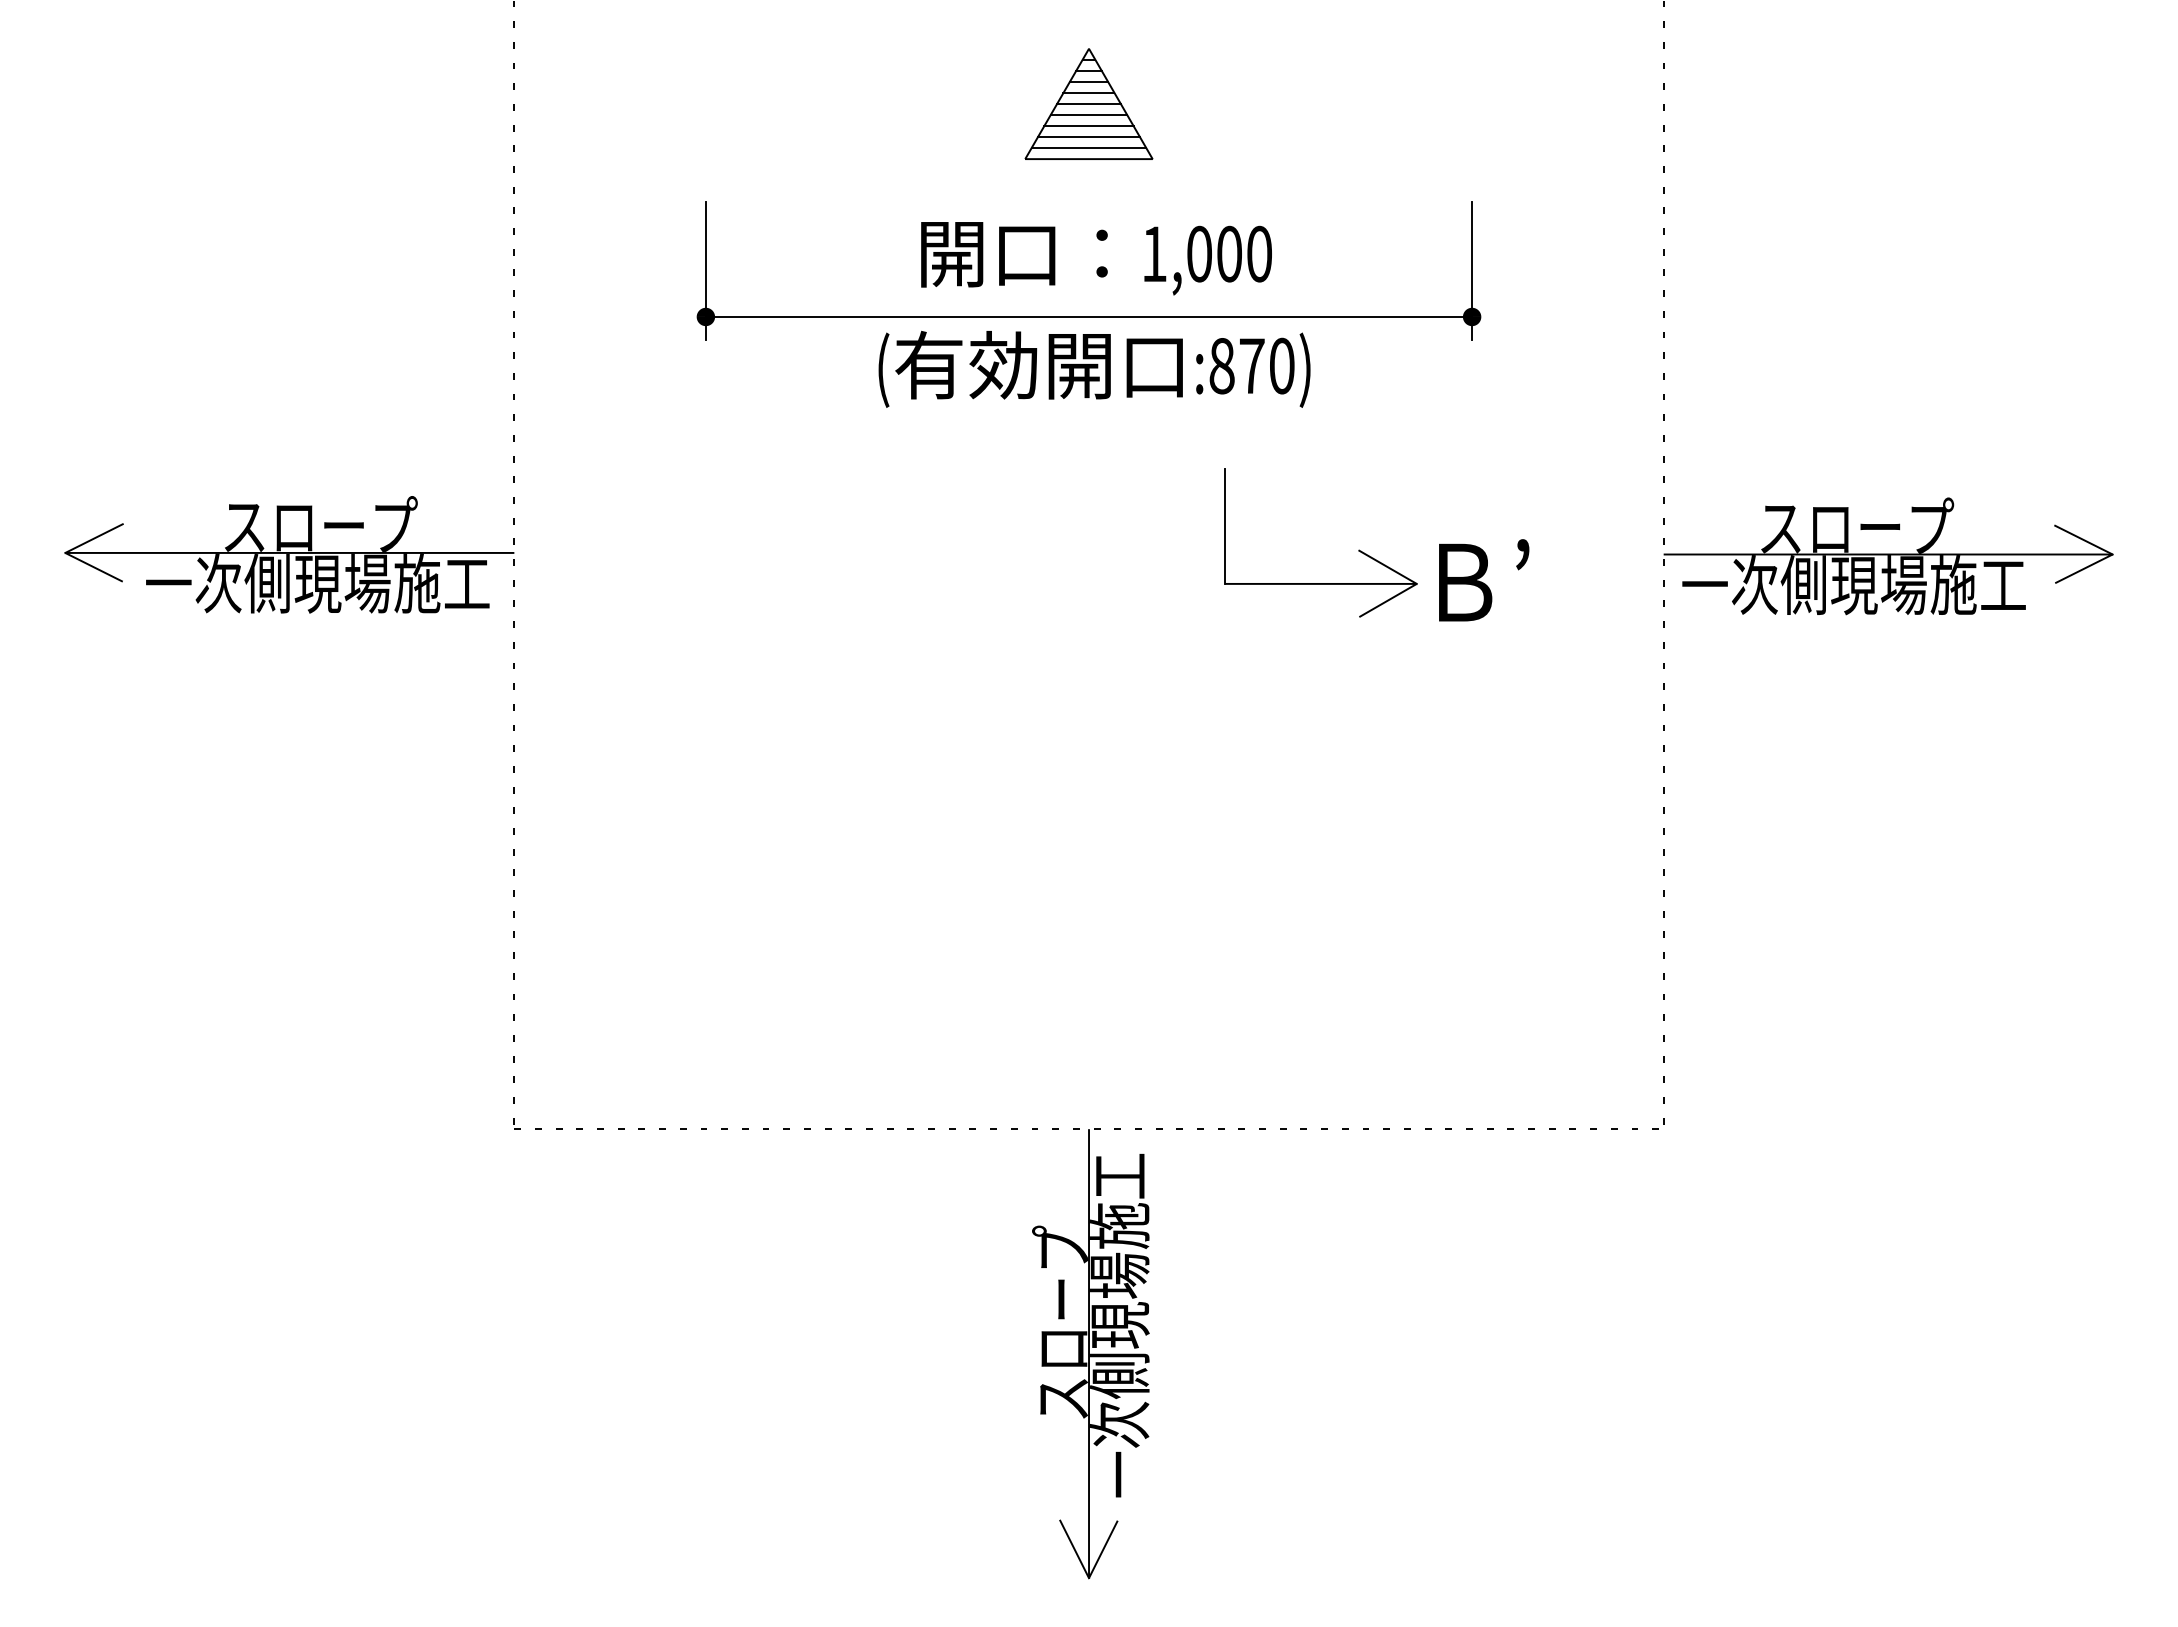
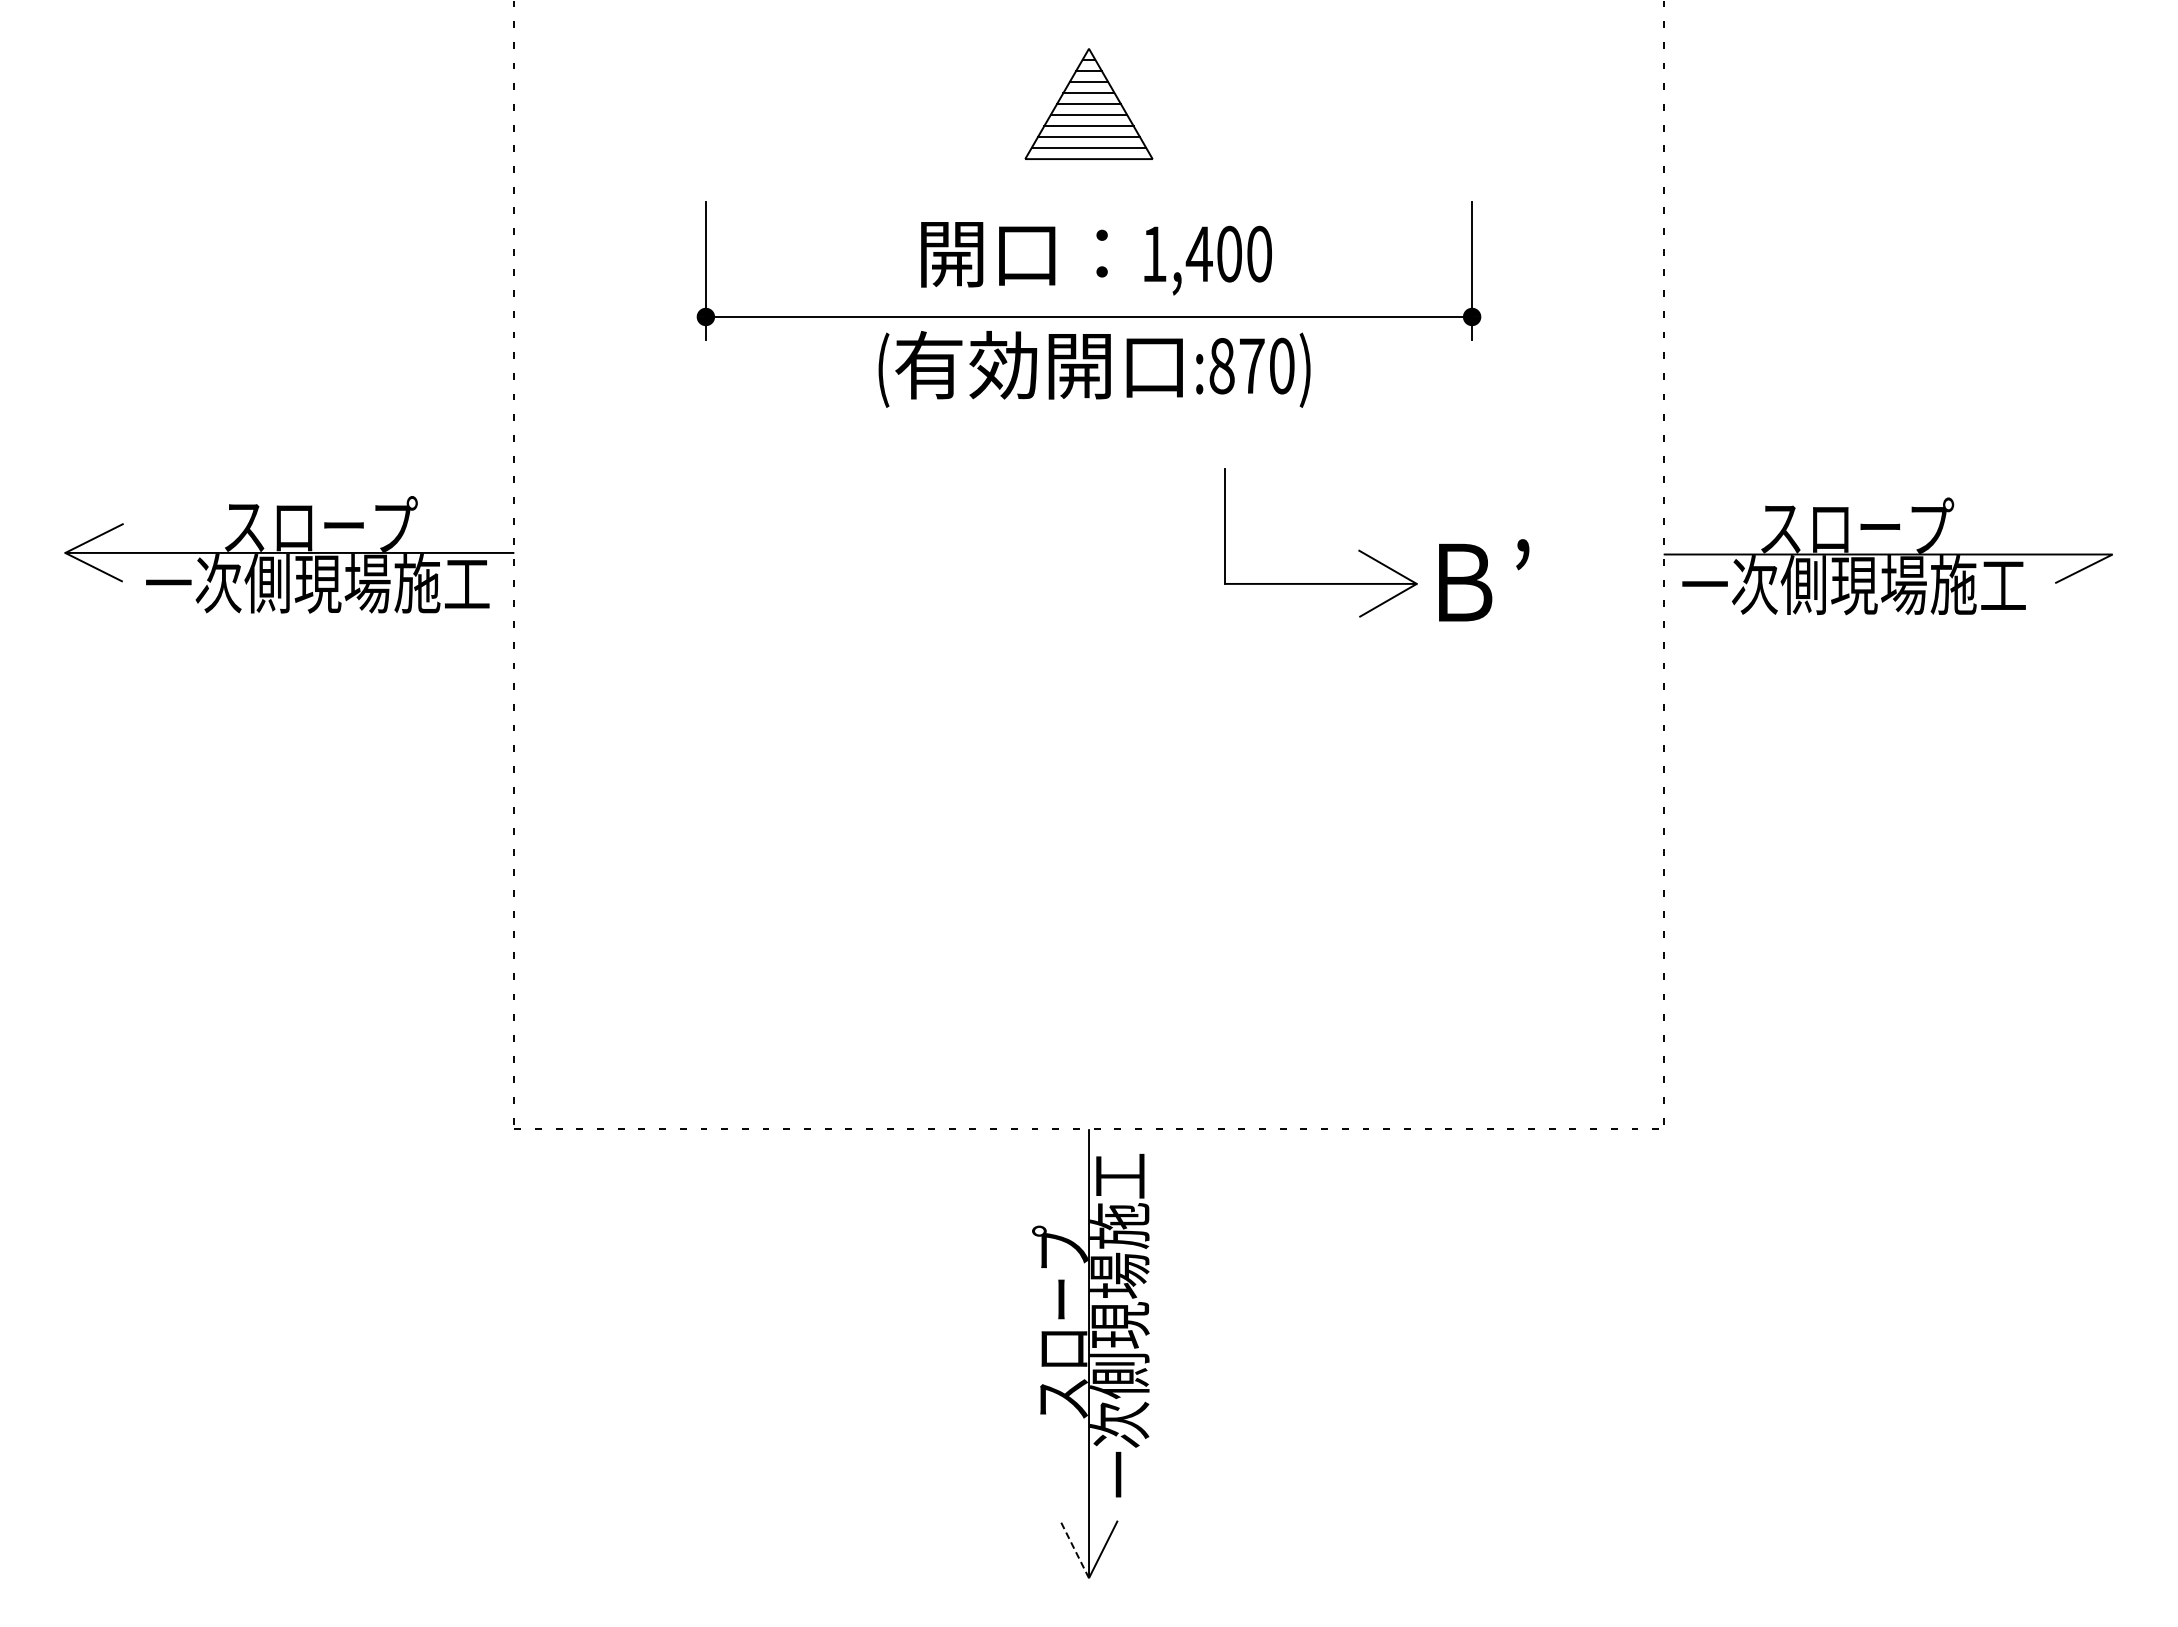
text: 1,000 -> 1,400 (1198, 253)
line: present -> none (2083, 539)
line: solid -> dashed (1074, 1549)
